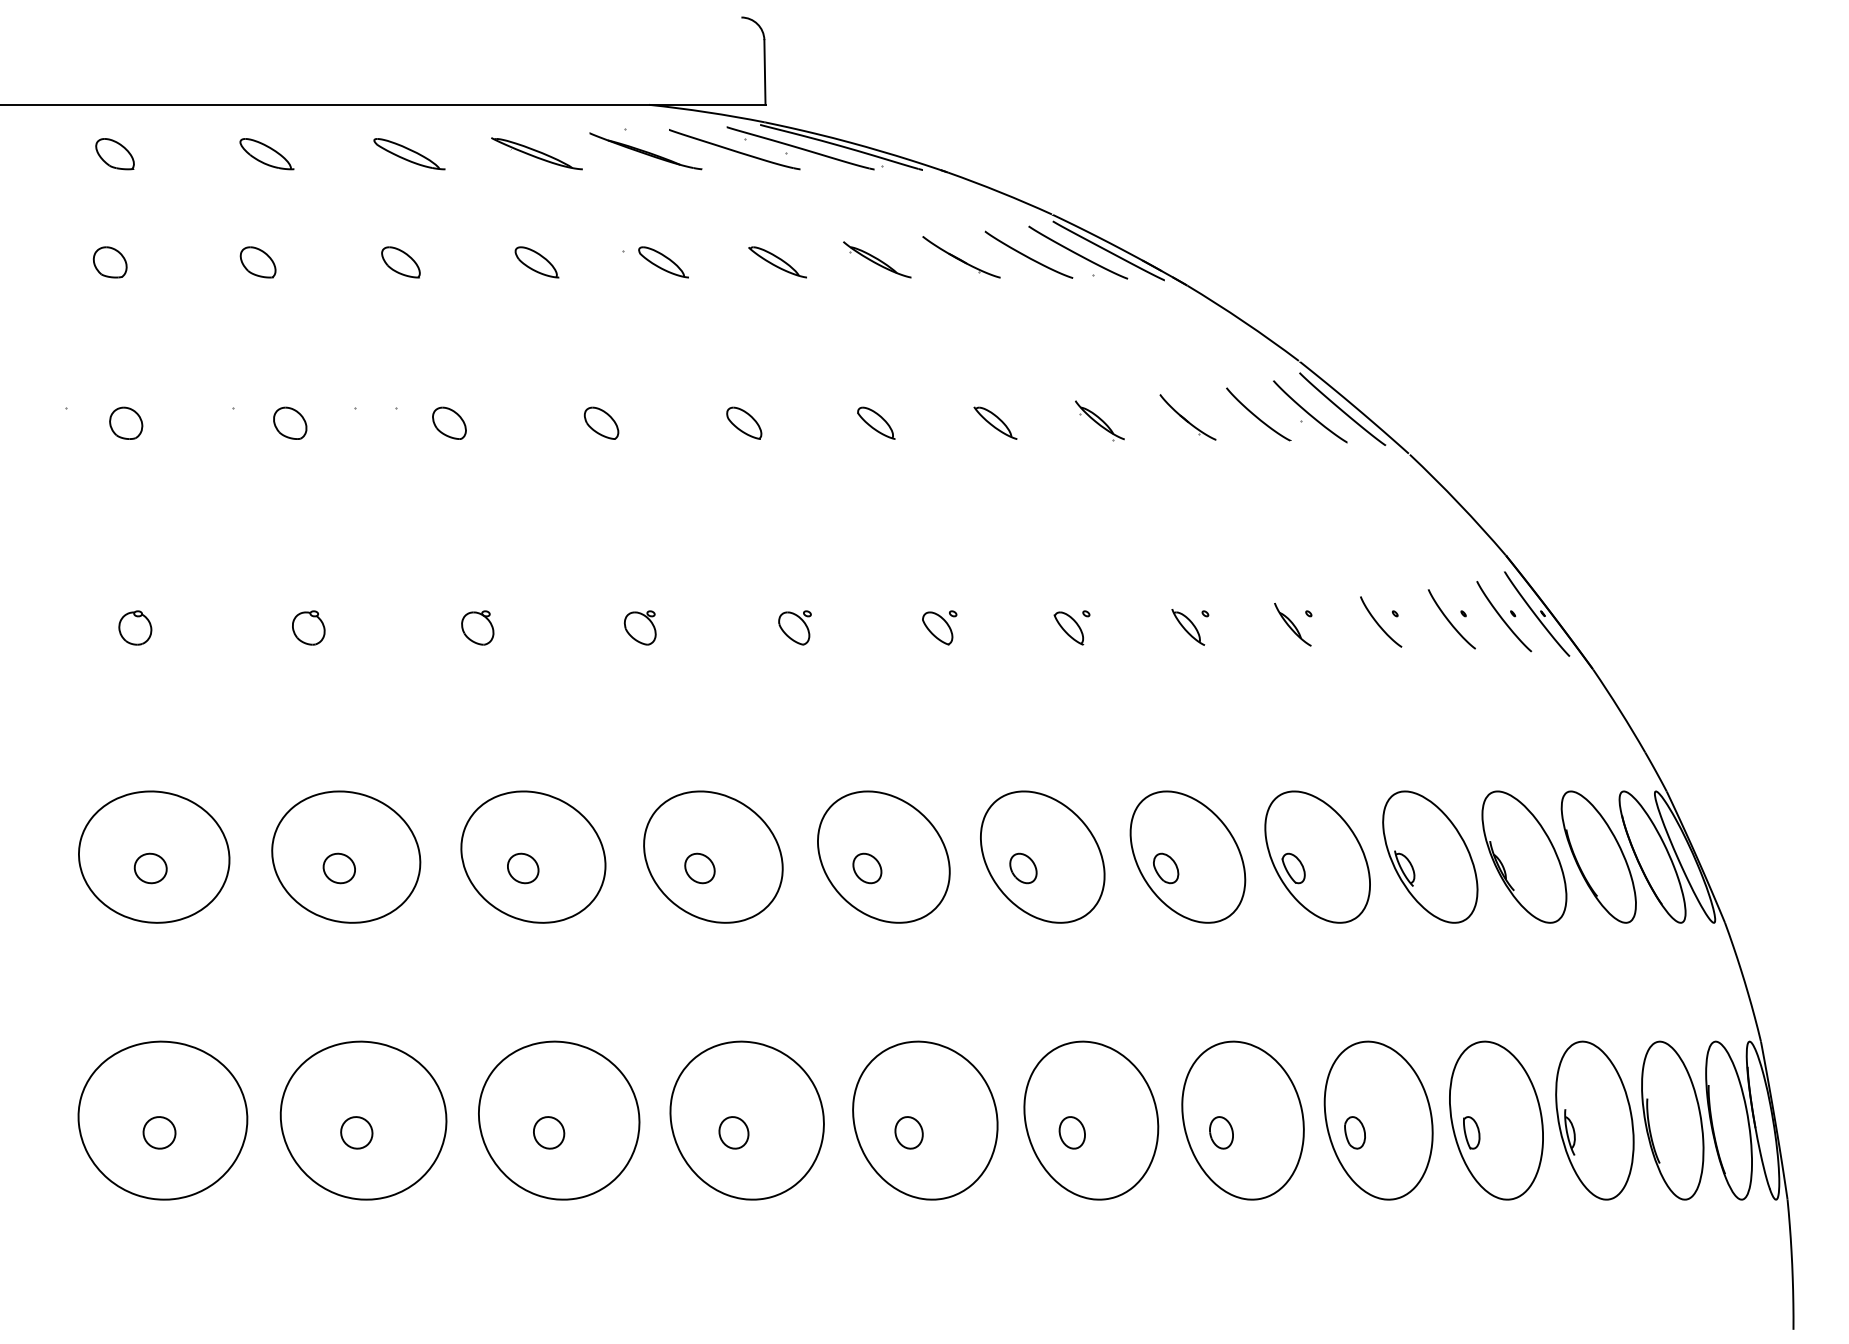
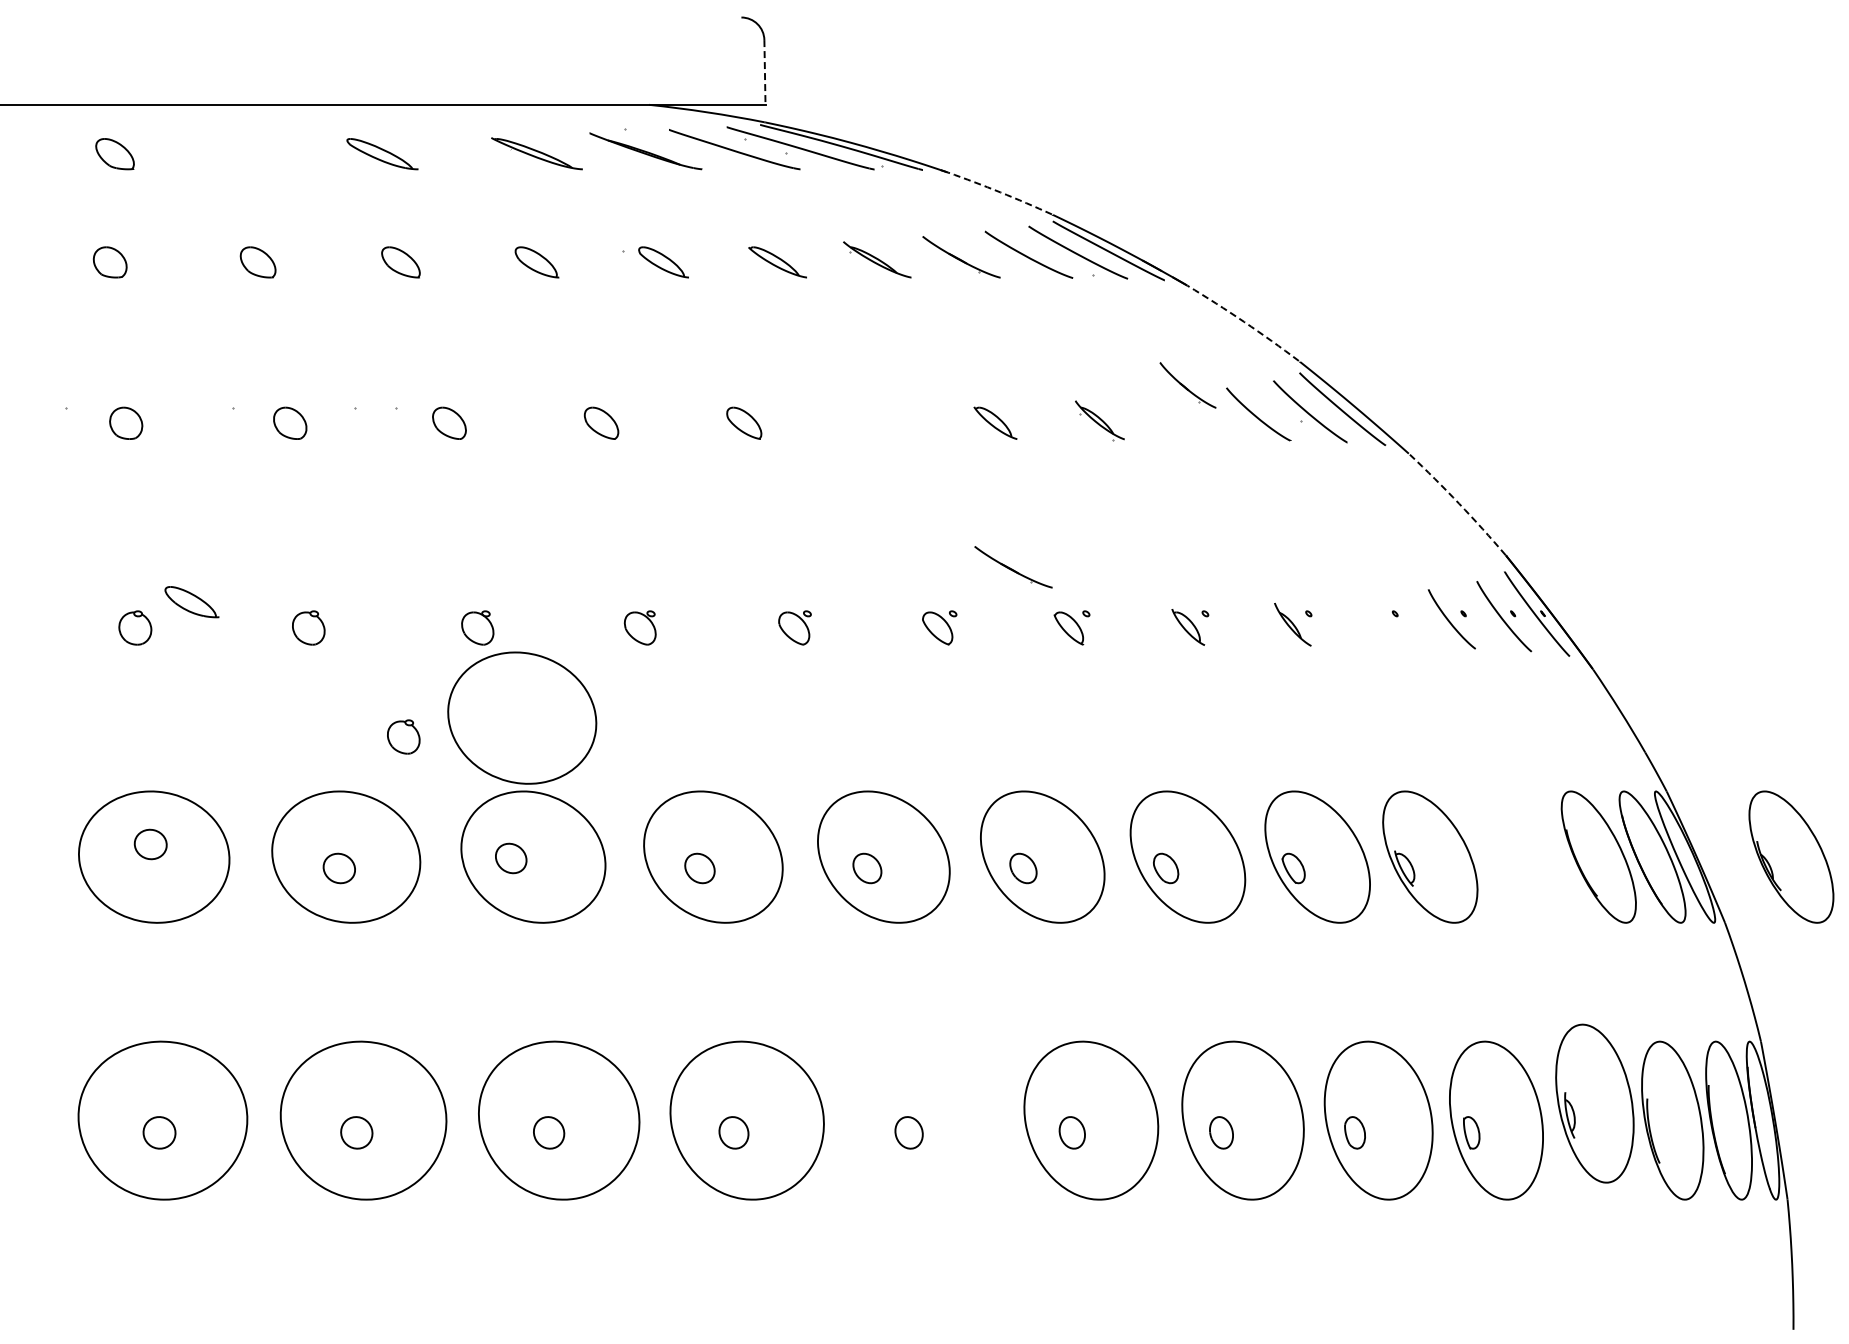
line: solid -> dashed (764, 72)
part position: (266, 154) -> (191, 602) (191, 602)
part position: (409, 154) -> (382, 154) (382, 154)
arc: solid -> dashed (1000, 192)
arc: solid -> dashed (1244, 321)
part position: (1187, 417) -> (1187, 385) (1187, 385)
part: present -> none (876, 422)
arc: solid -> dashed (1459, 503)
part: none -> present (1013, 567)
curve: present -> none (1378, 623)
part: none -> present (522, 717)
part: none -> present (403, 736)
part position: (1524, 856) -> (1791, 856) (1791, 856)
part position: (150, 868) -> (150, 844) (150, 844)
part position: (523, 868) -> (511, 858) (511, 858)
part: present -> none (925, 1120)
part position: (1594, 1120) -> (1594, 1103) (1594, 1103)
